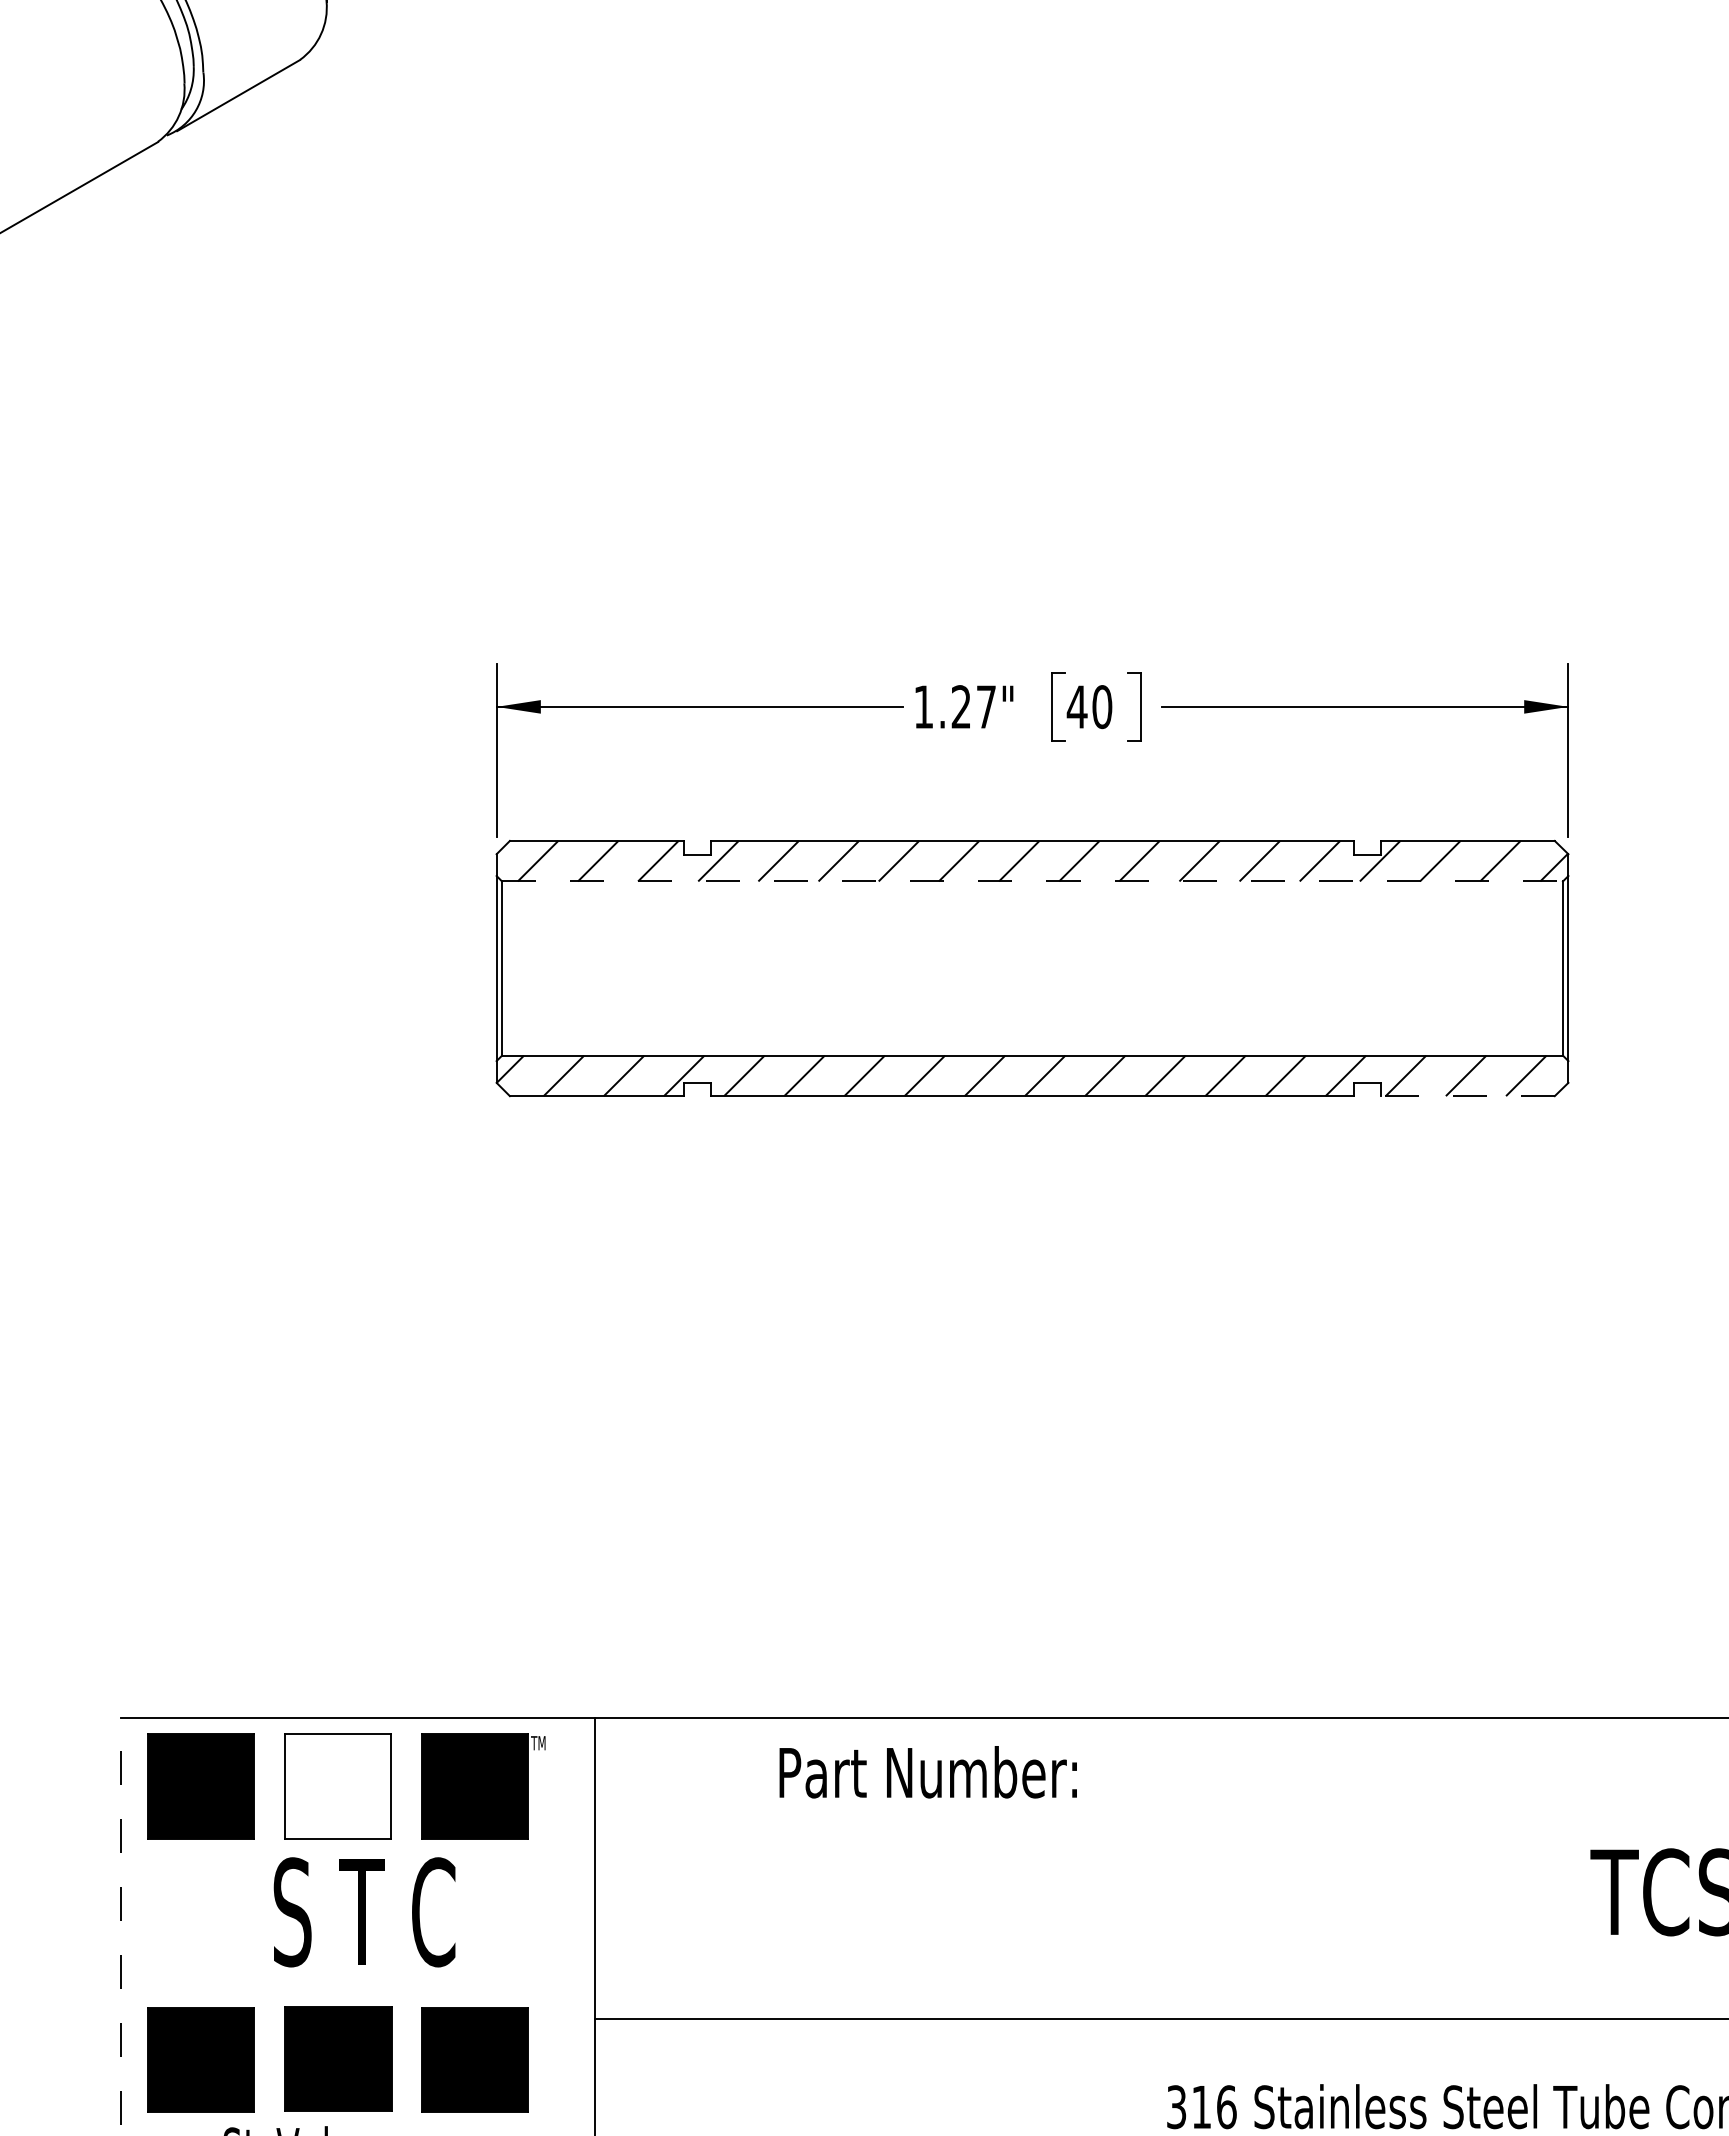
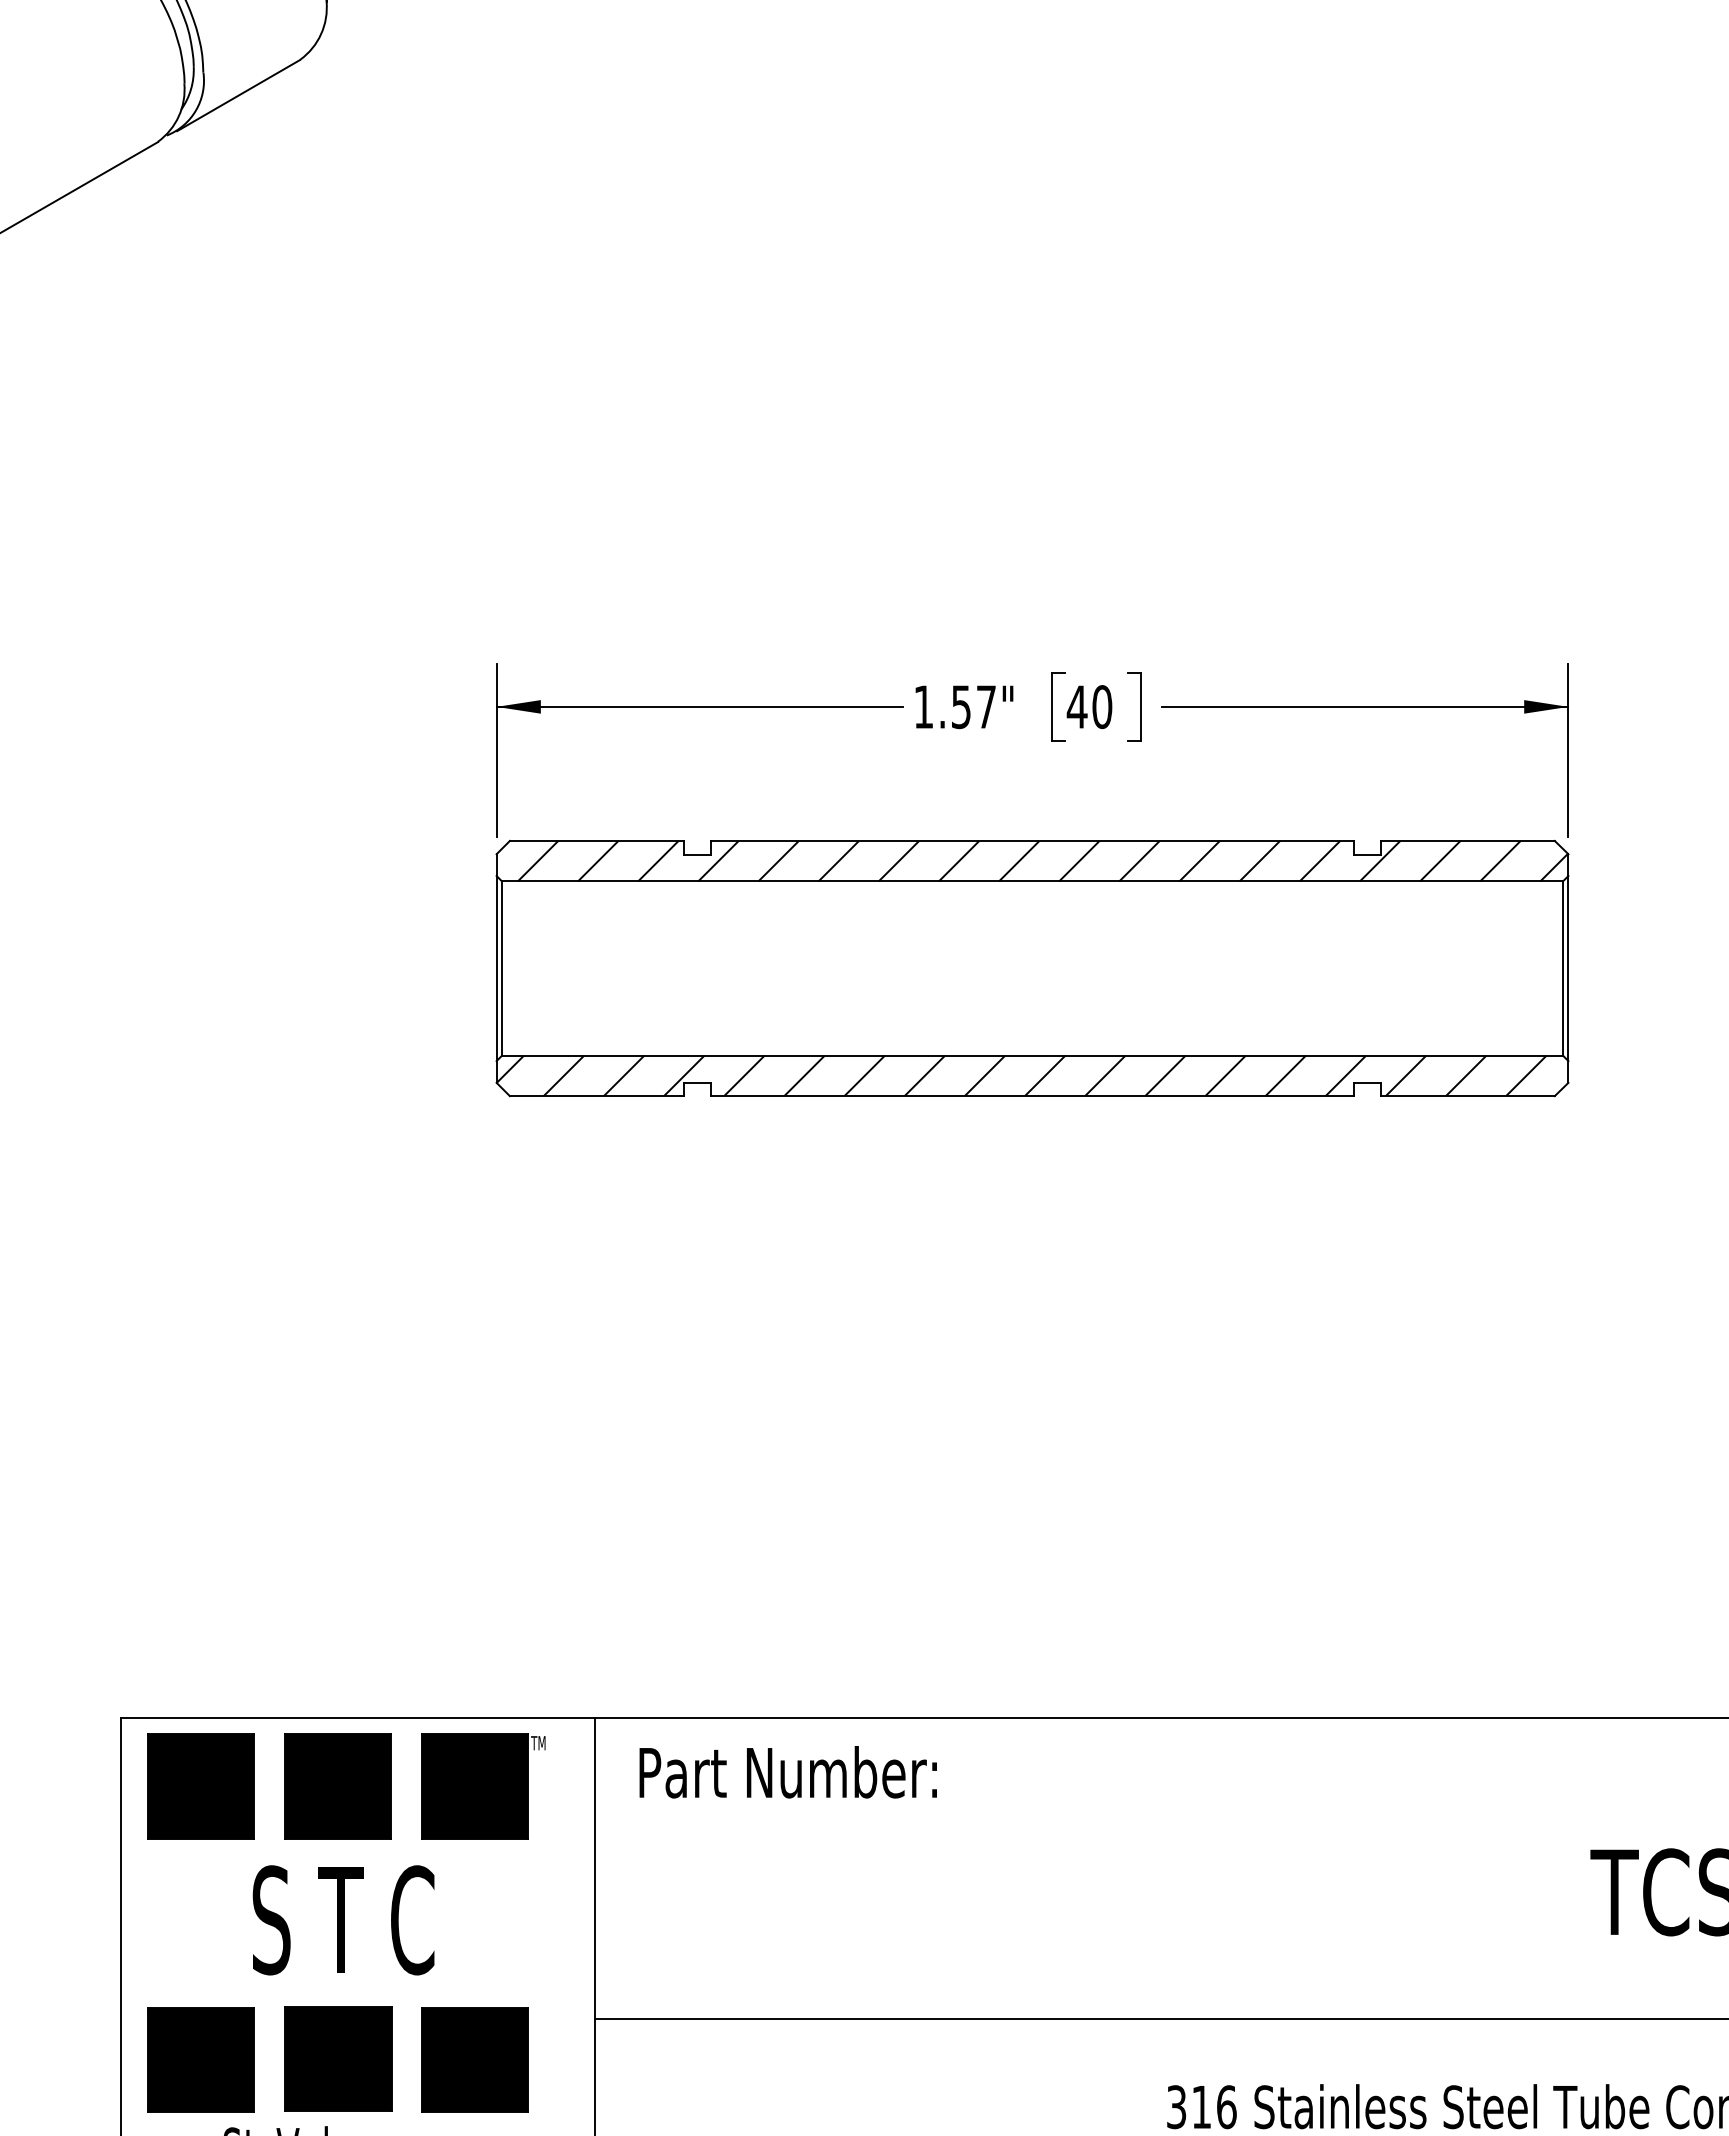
text: 1.27" -> 1.57" (960, 707)
line: dashed -> solid (1033, 881)
line: dashed -> solid (1467, 1096)
text position: (927, 1772) -> (787, 1772) (787, 1772)
fill: none -> present (337, 1786)
text position: (364, 1912) -> (343, 1920) (343, 1920)
line: dashed -> solid (120, 1926)
